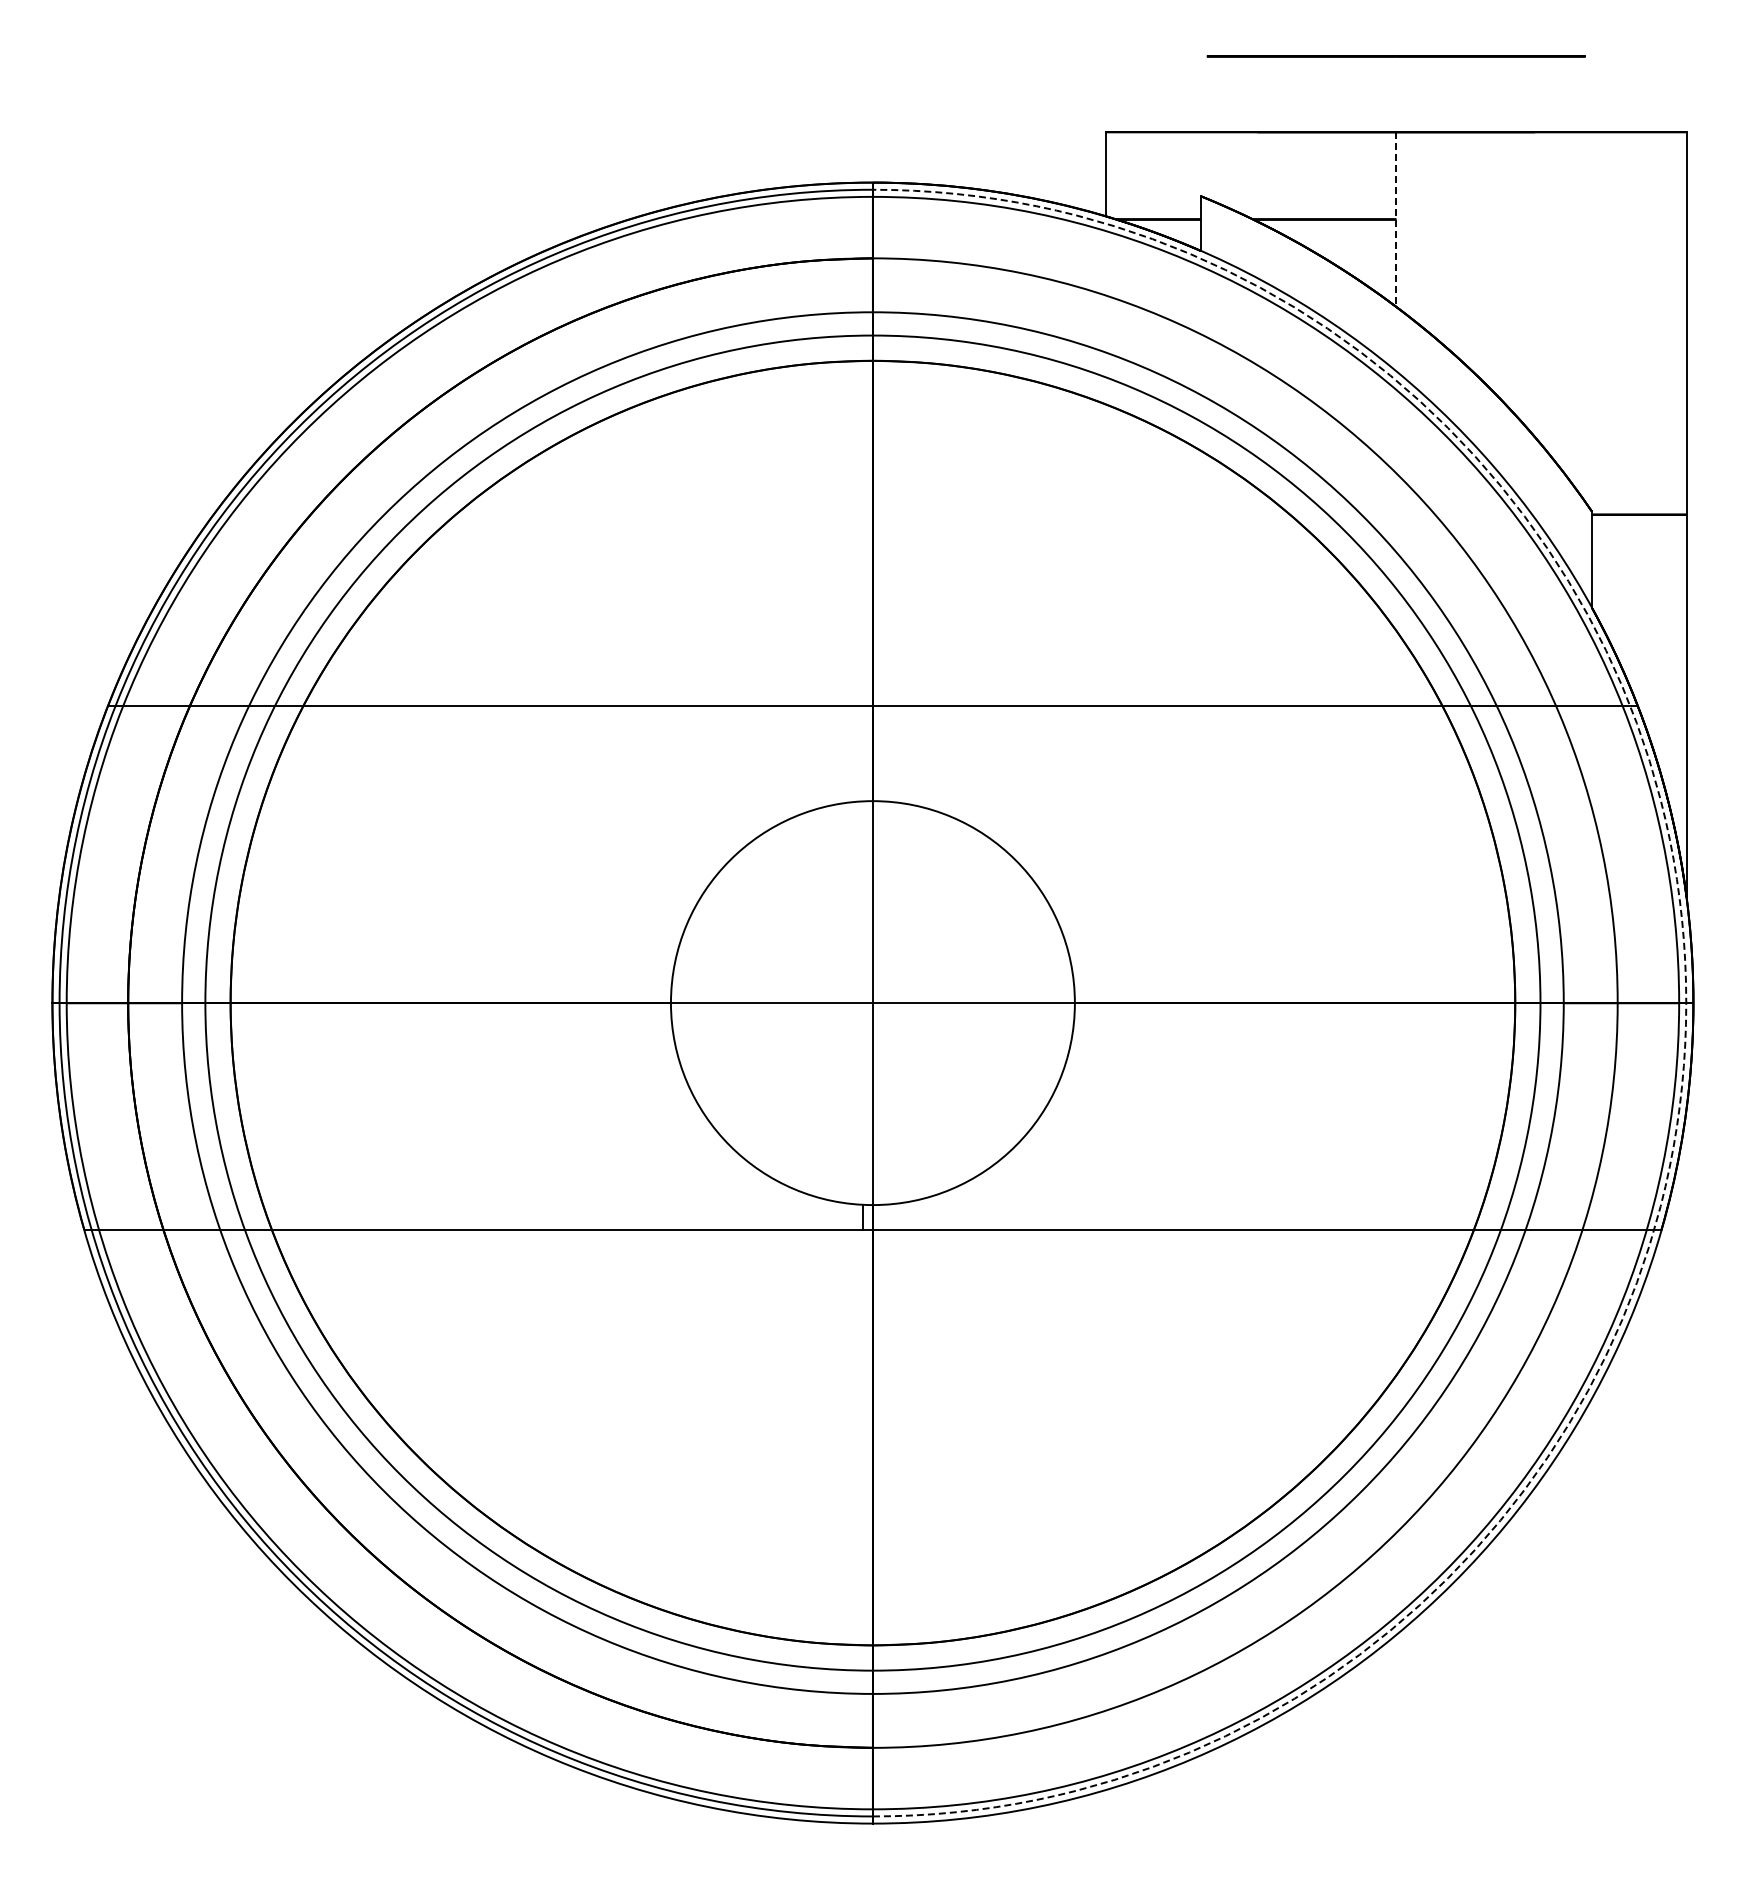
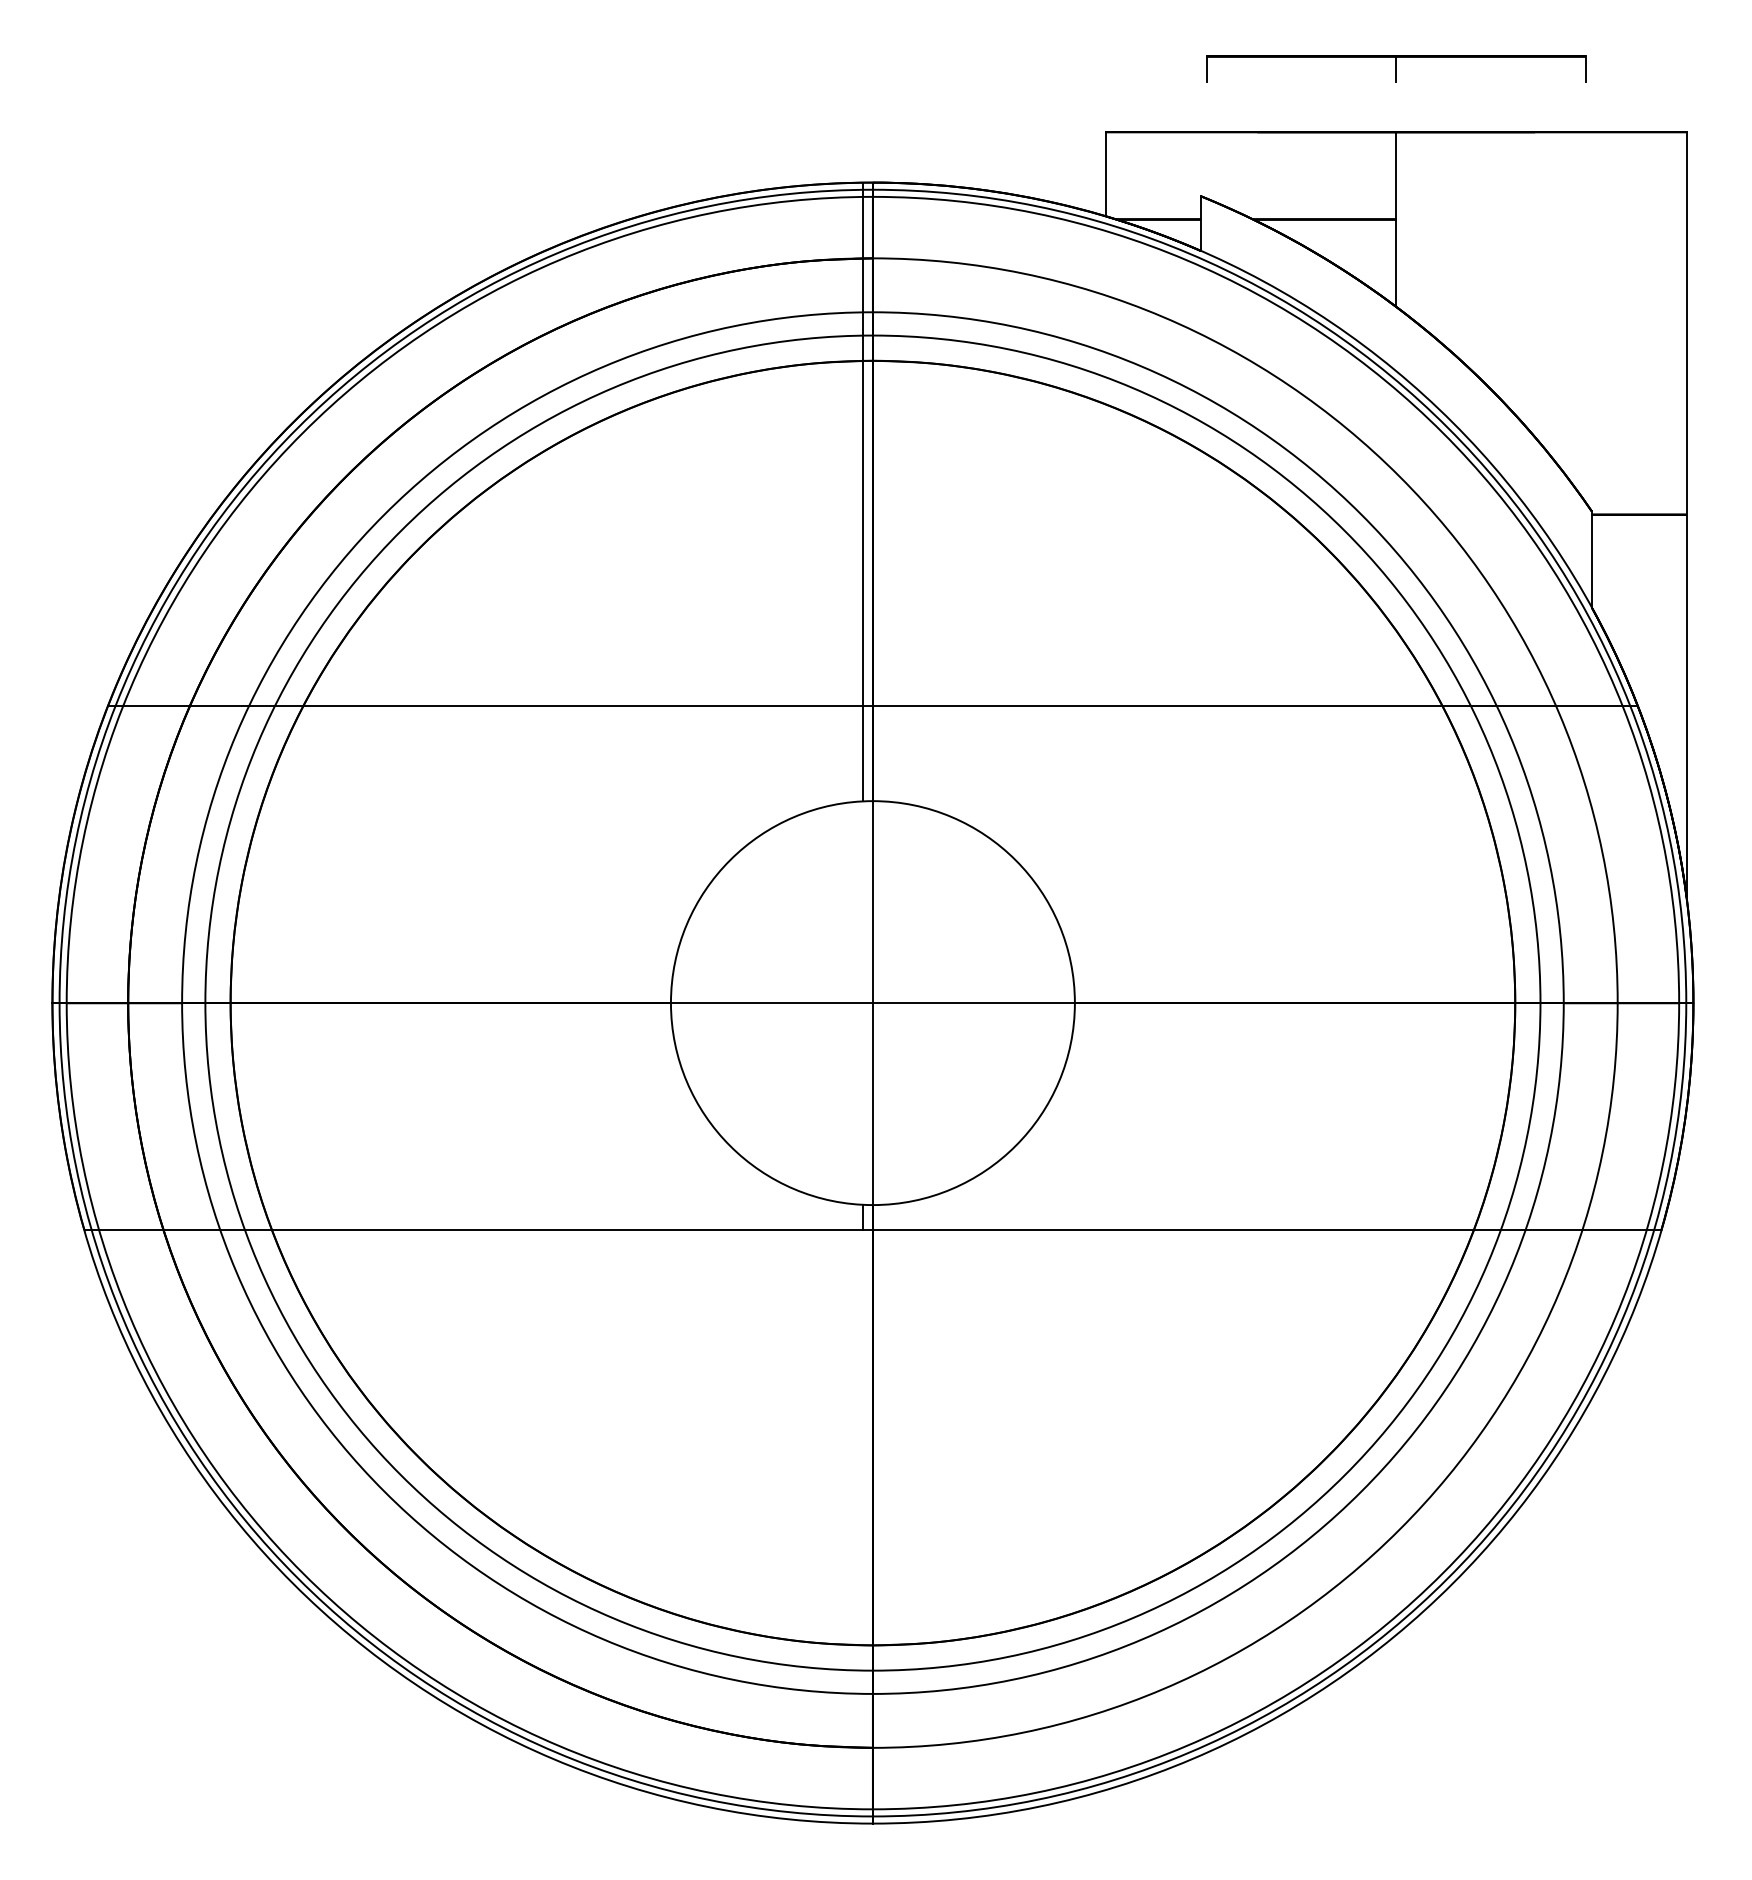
line: none -> present (1206, 68)
line: none -> present (1396, 68)
line: none -> present (1585, 68)
line: dashed -> solid (1396, 220)
line: none -> present (863, 491)
arc: dashed -> solid (1686, 1003)
